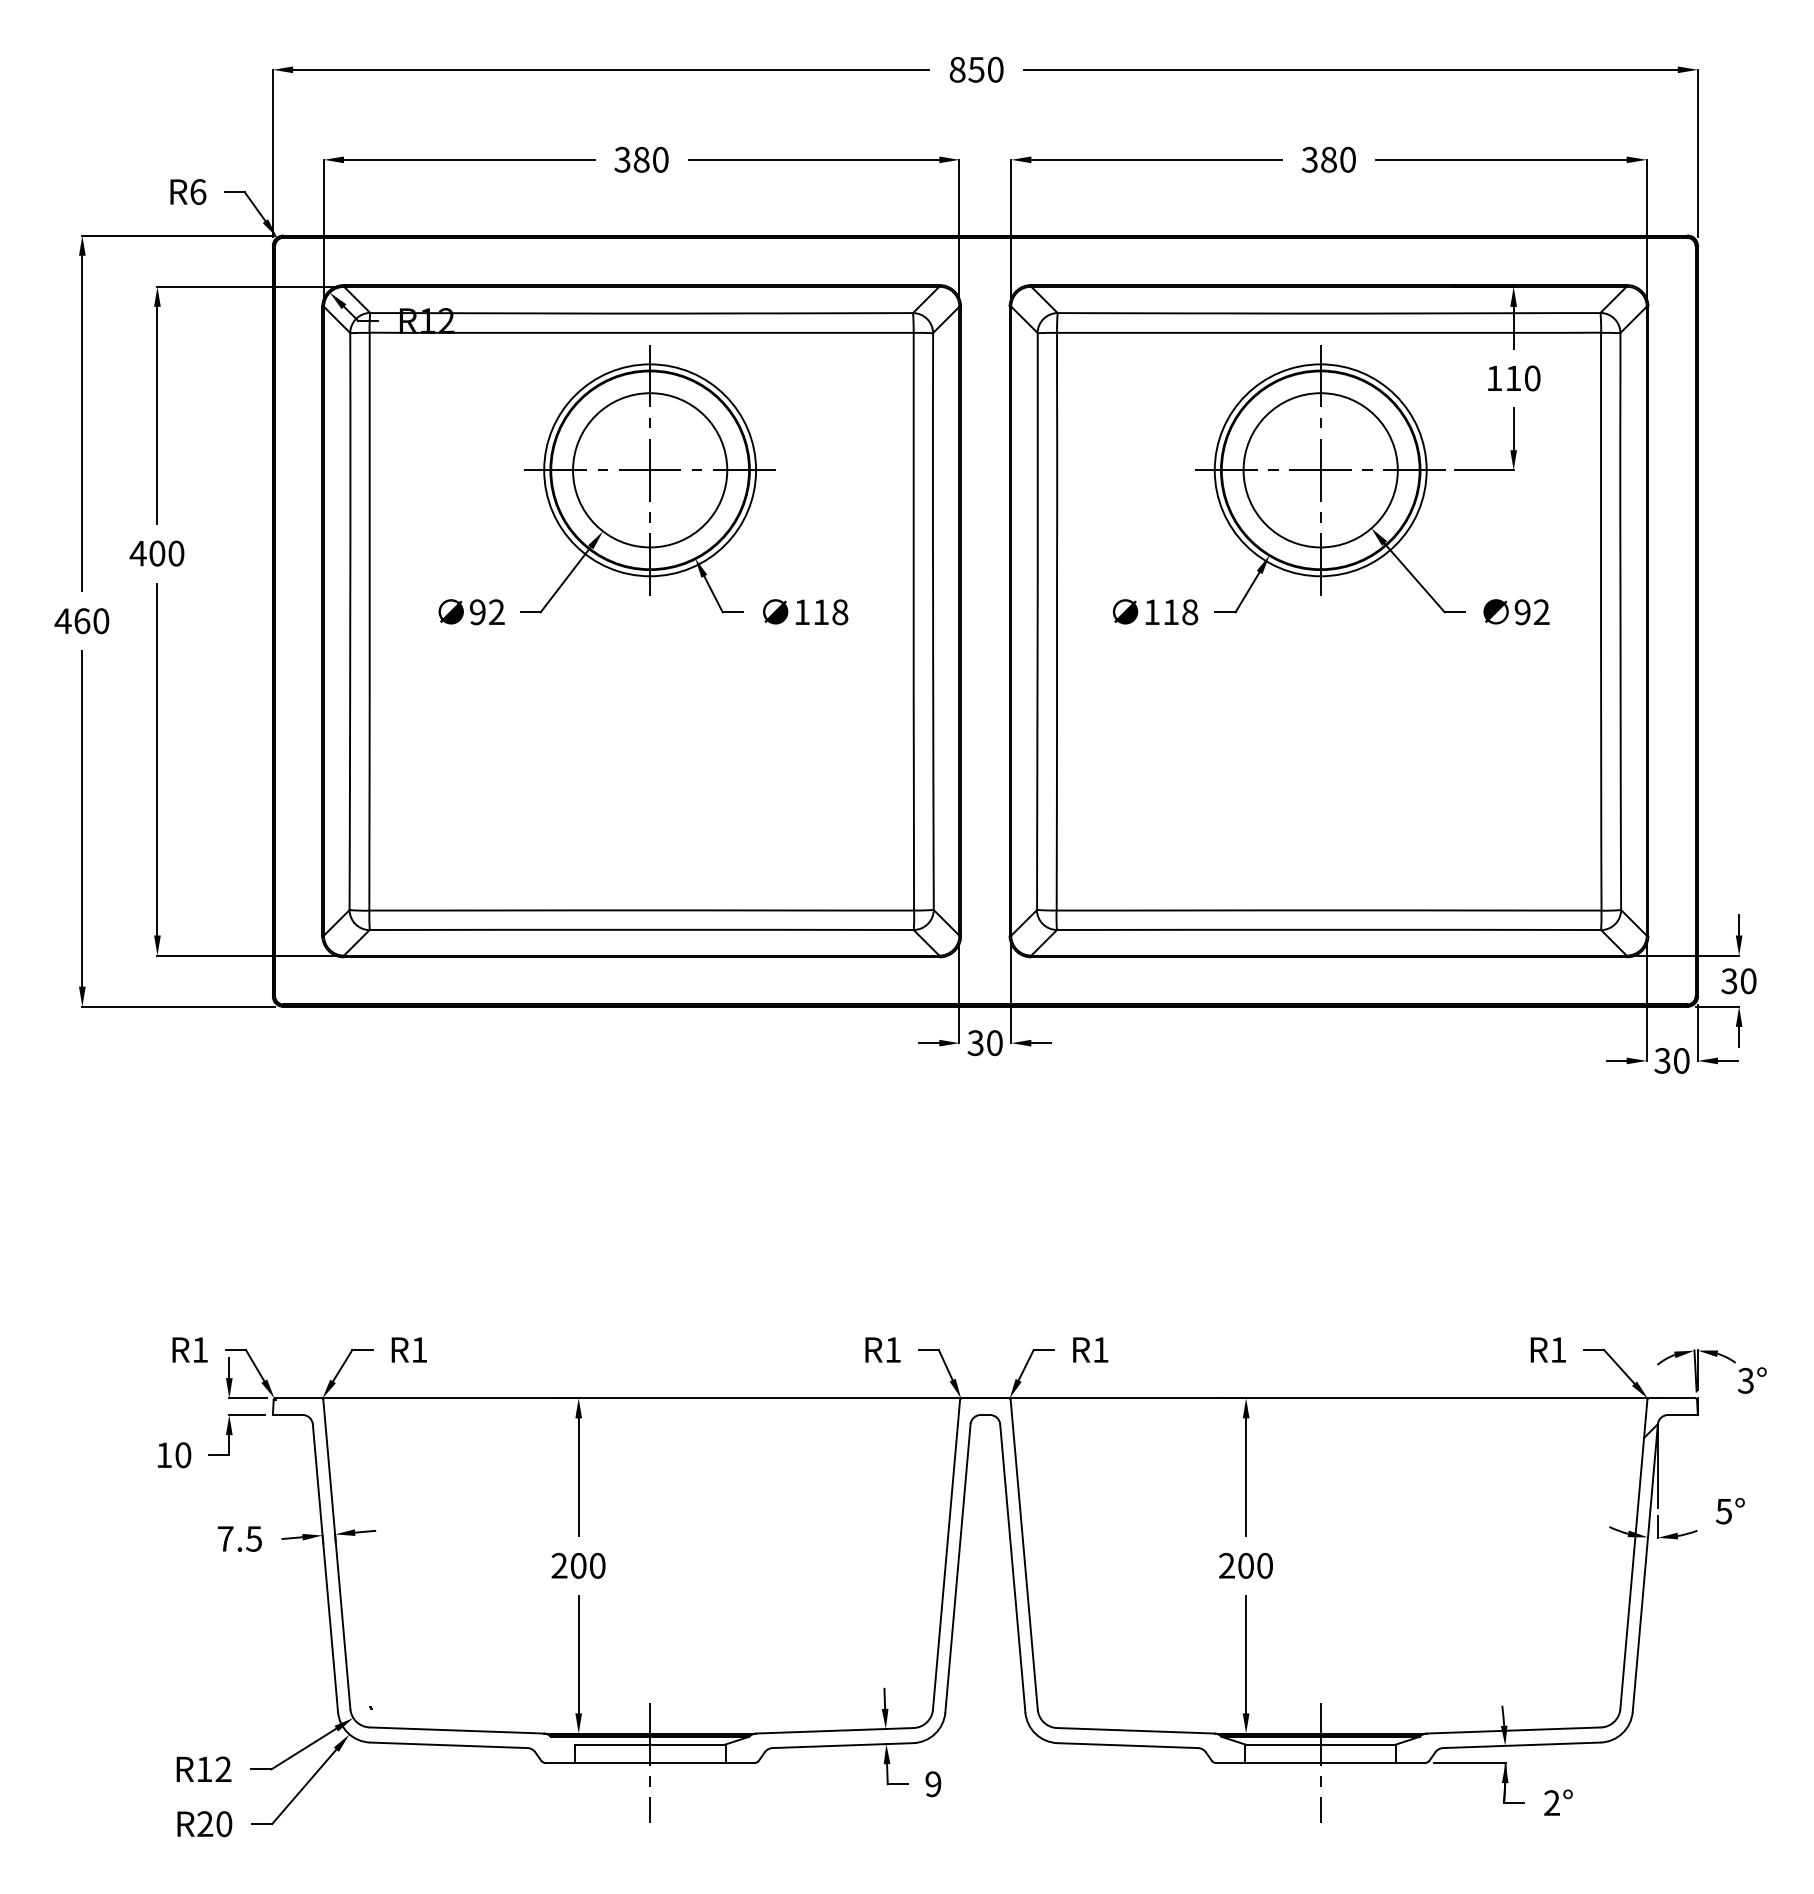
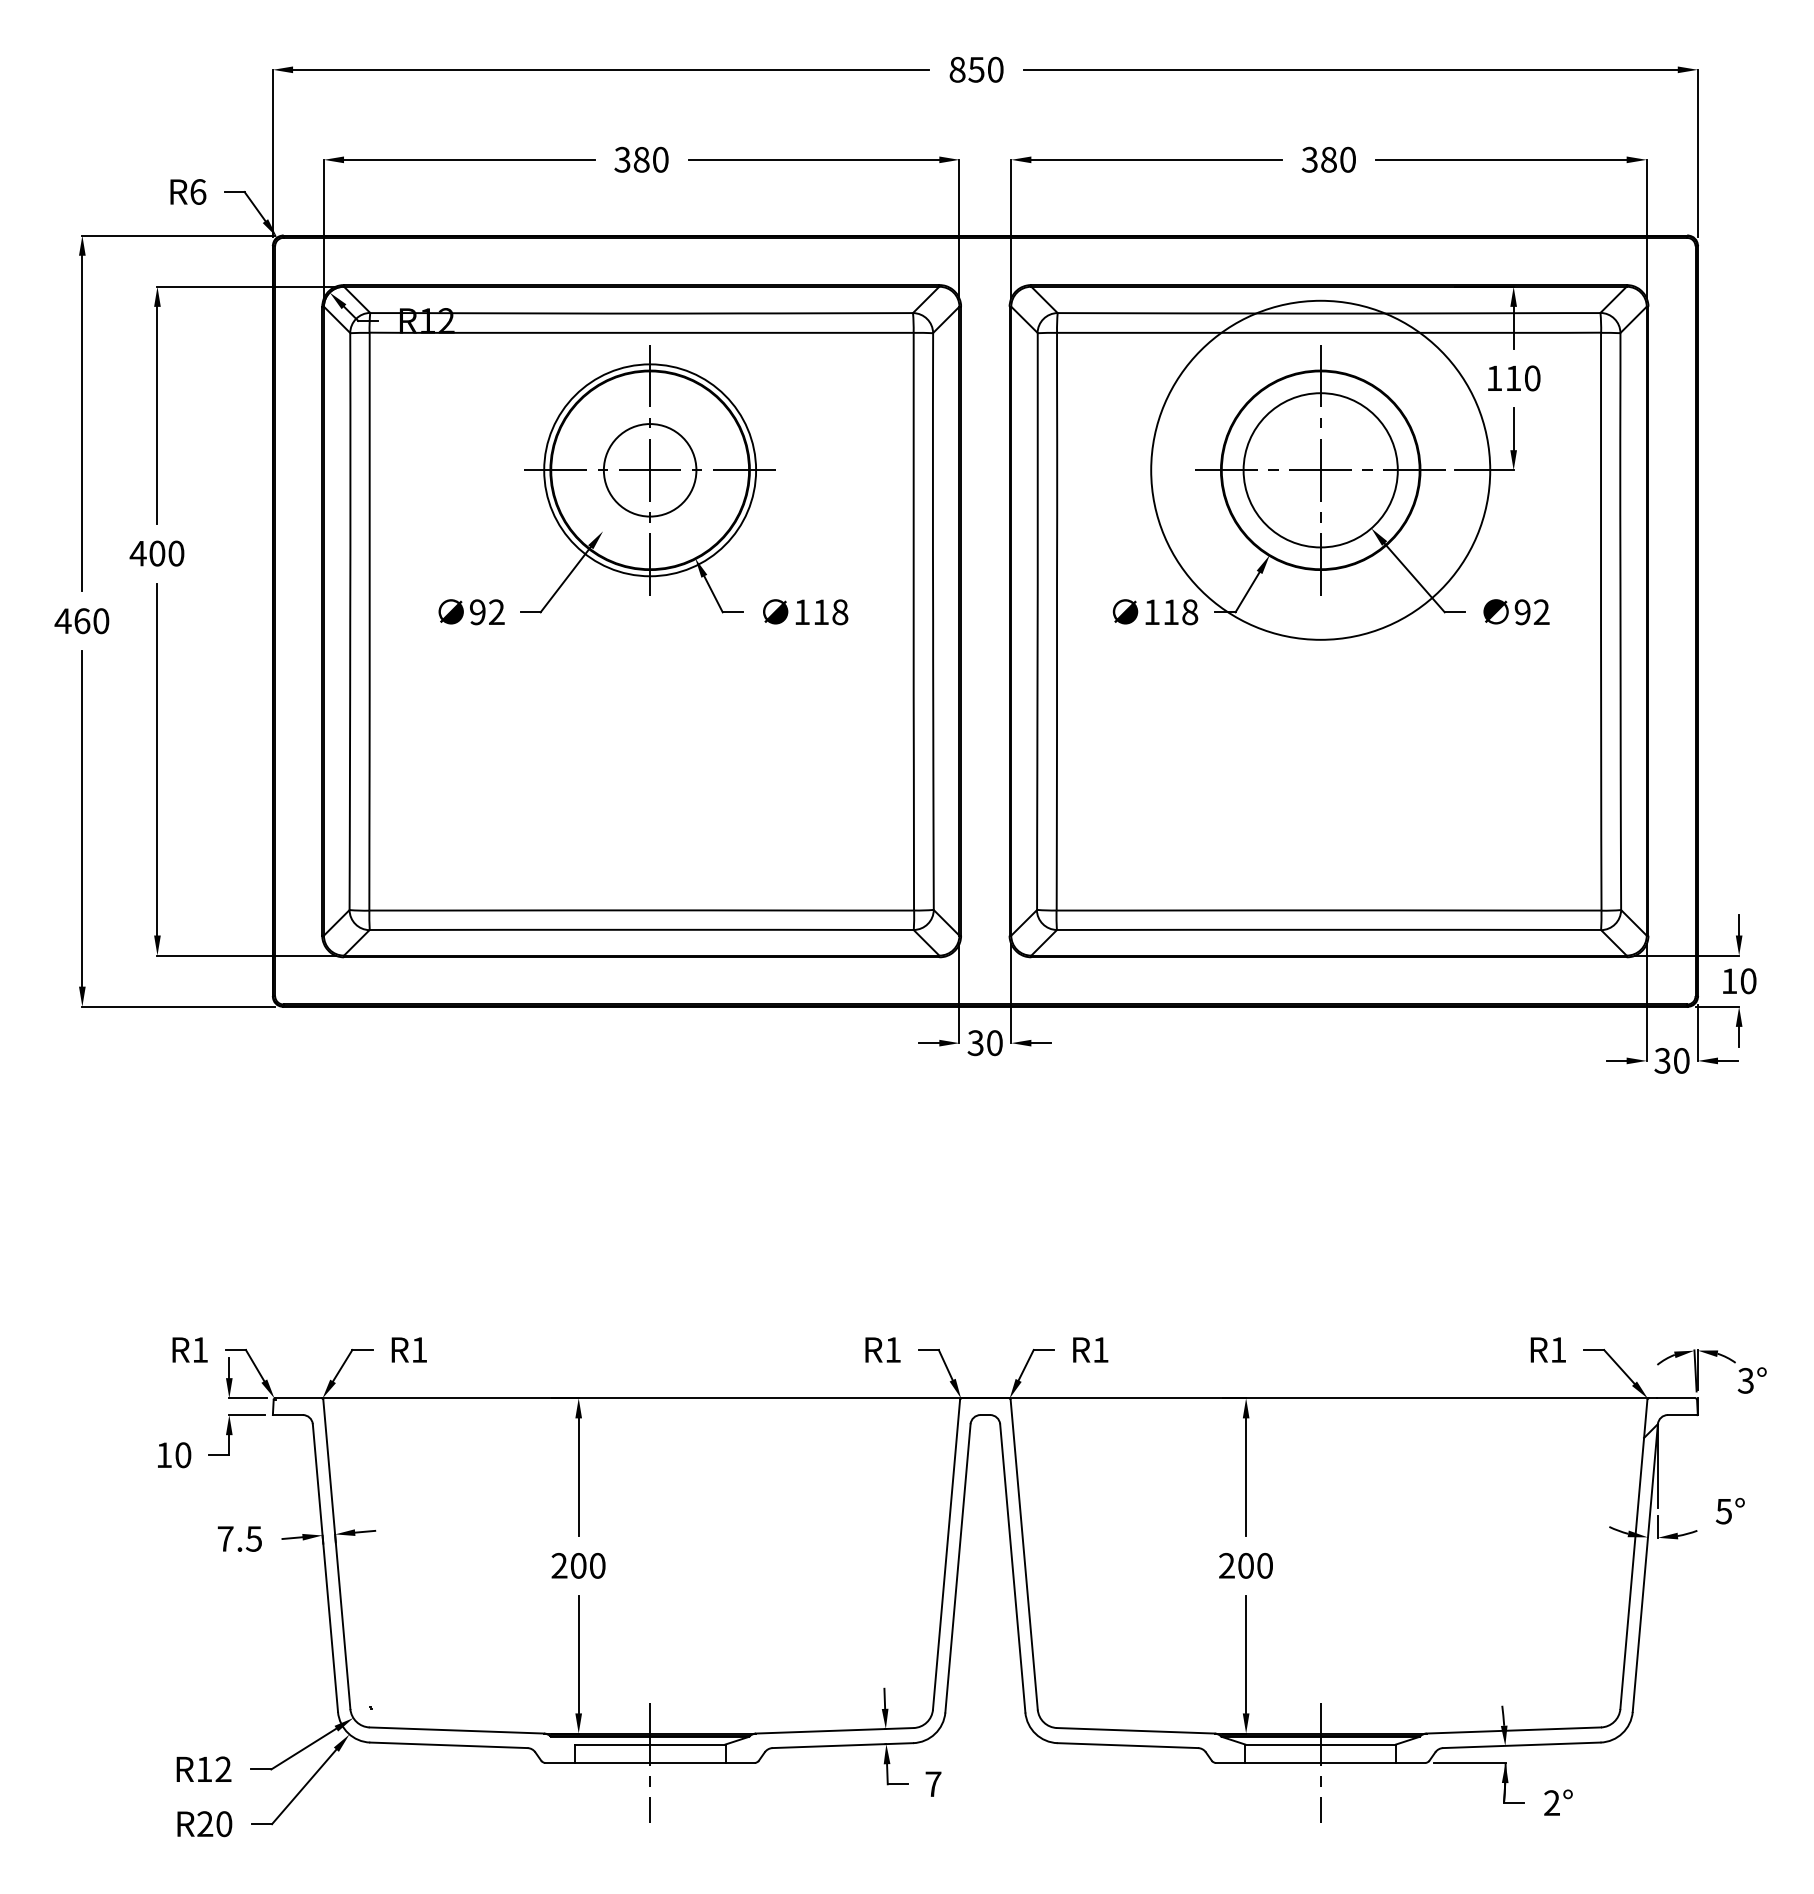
circle diameter: 154 px -> 93 px (649, 470)
circle diameter: 212 px -> 339 px (1320, 469)
text: 30 -> 10 (1729, 981)
text: 9 -> 7 (933, 1784)
